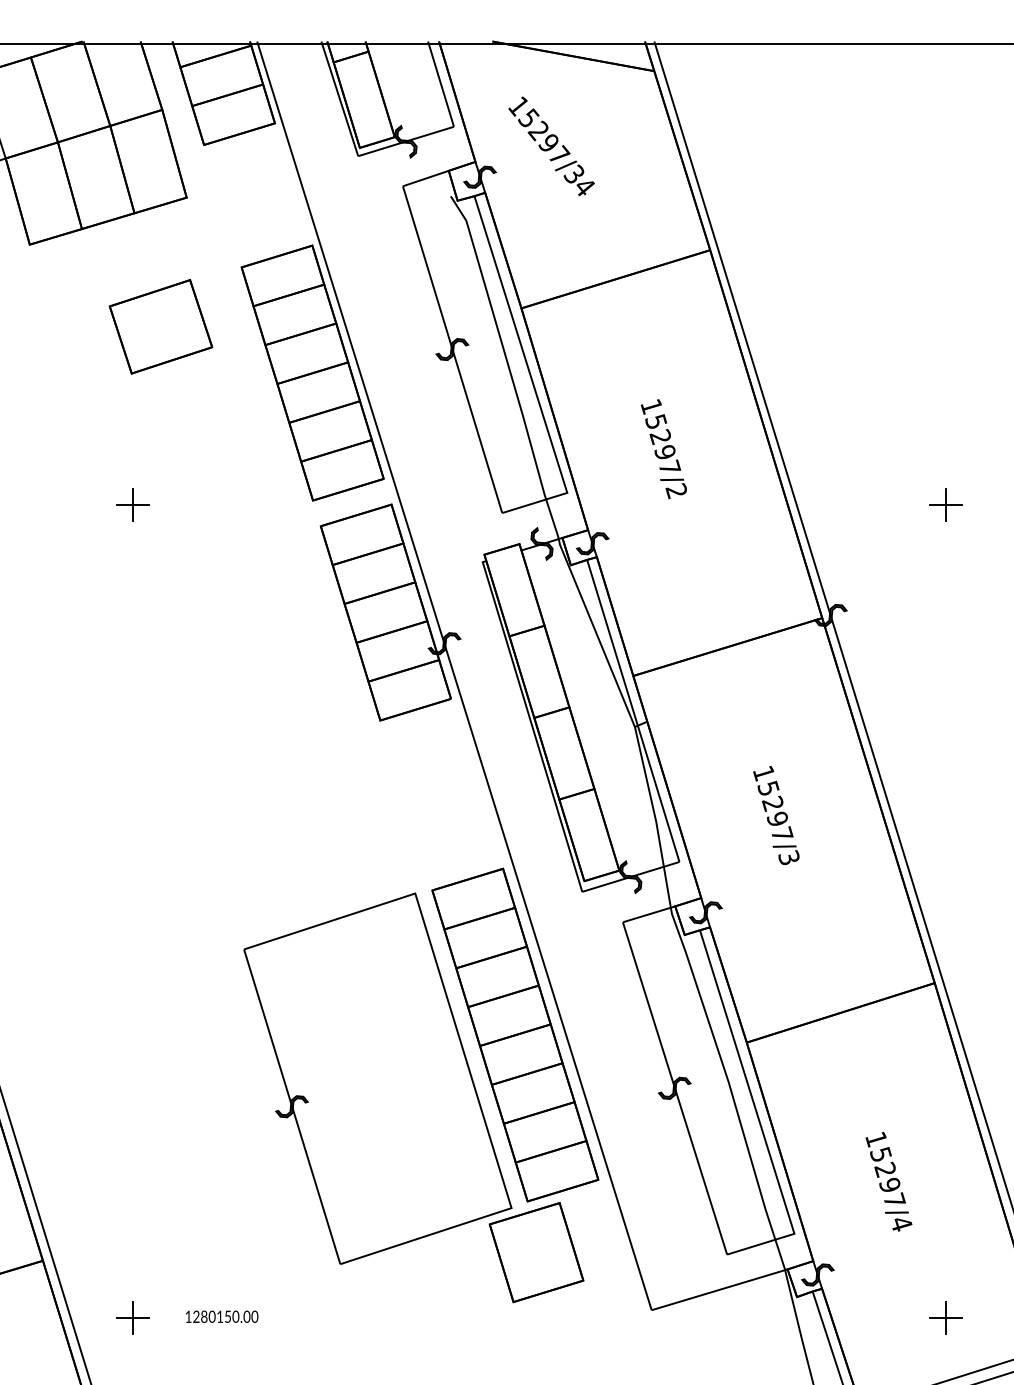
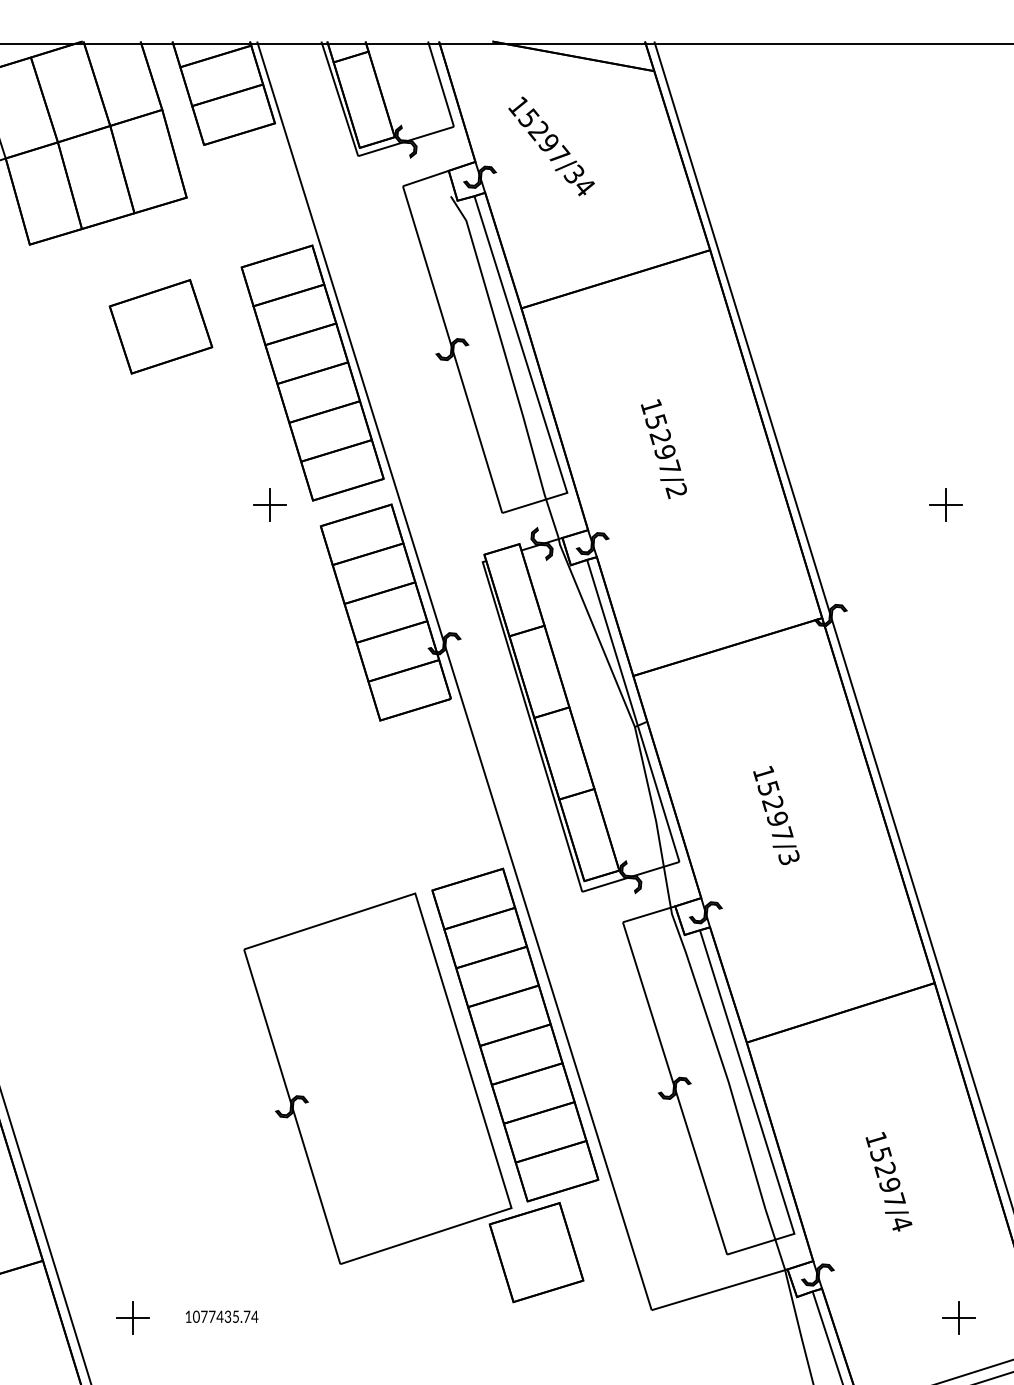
part position: (132, 504) -> (269, 504) (269, 504)
text: 1280150.00 -> 1077435.74 (225, 1316)
part position: (945, 1317) -> (958, 1317) (958, 1317)
